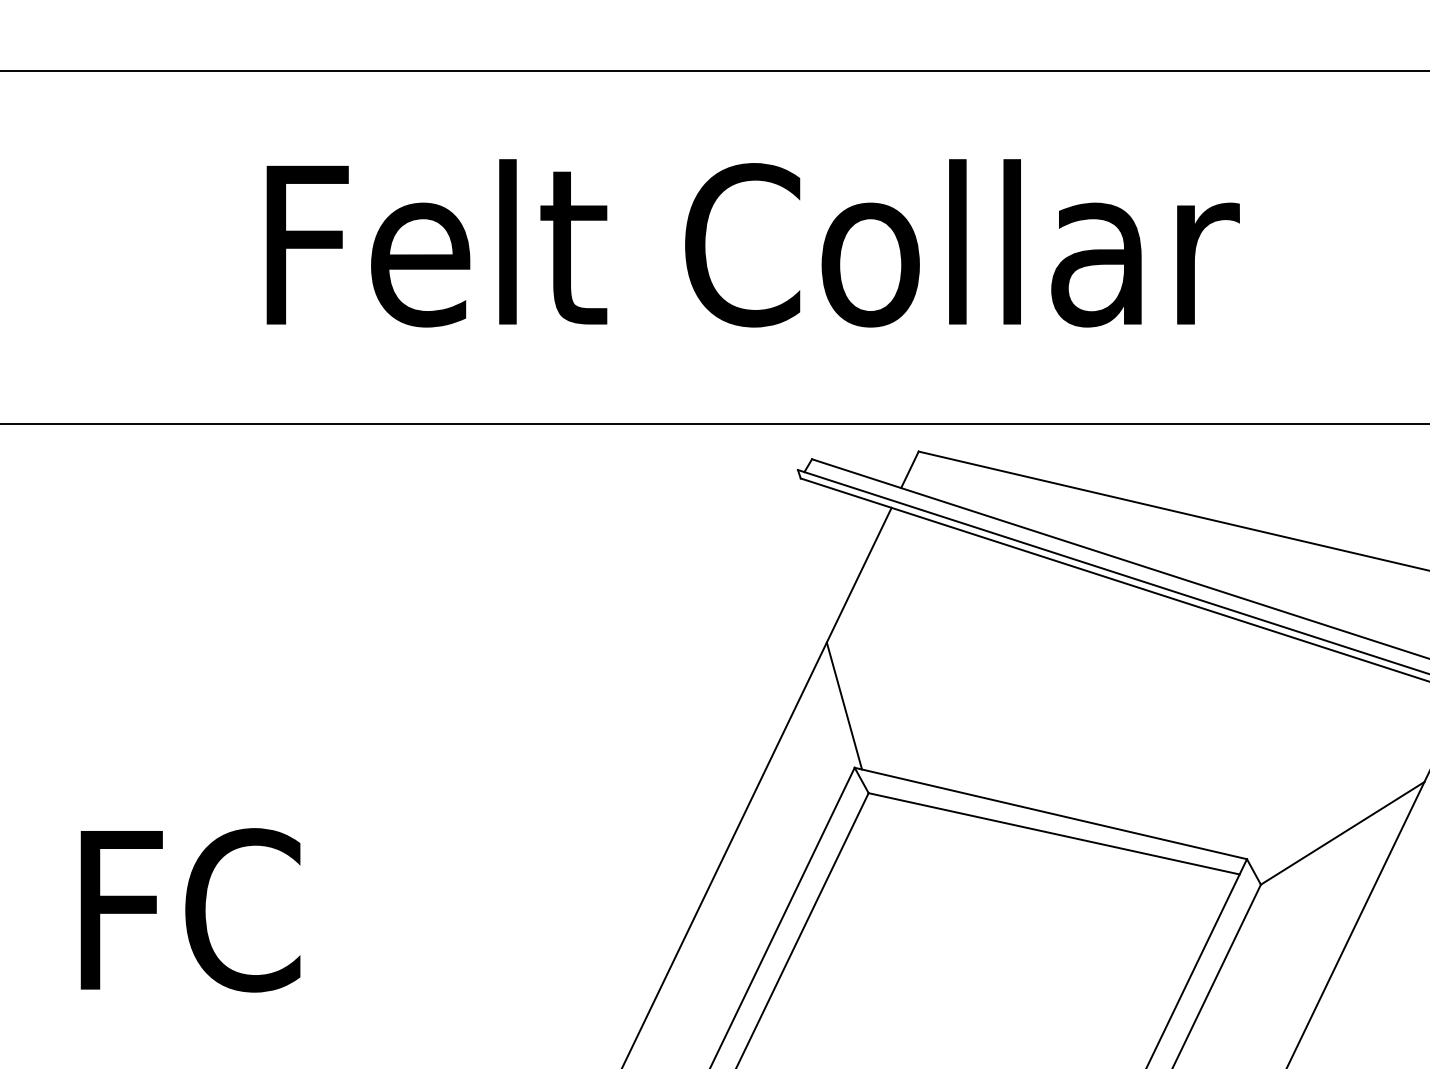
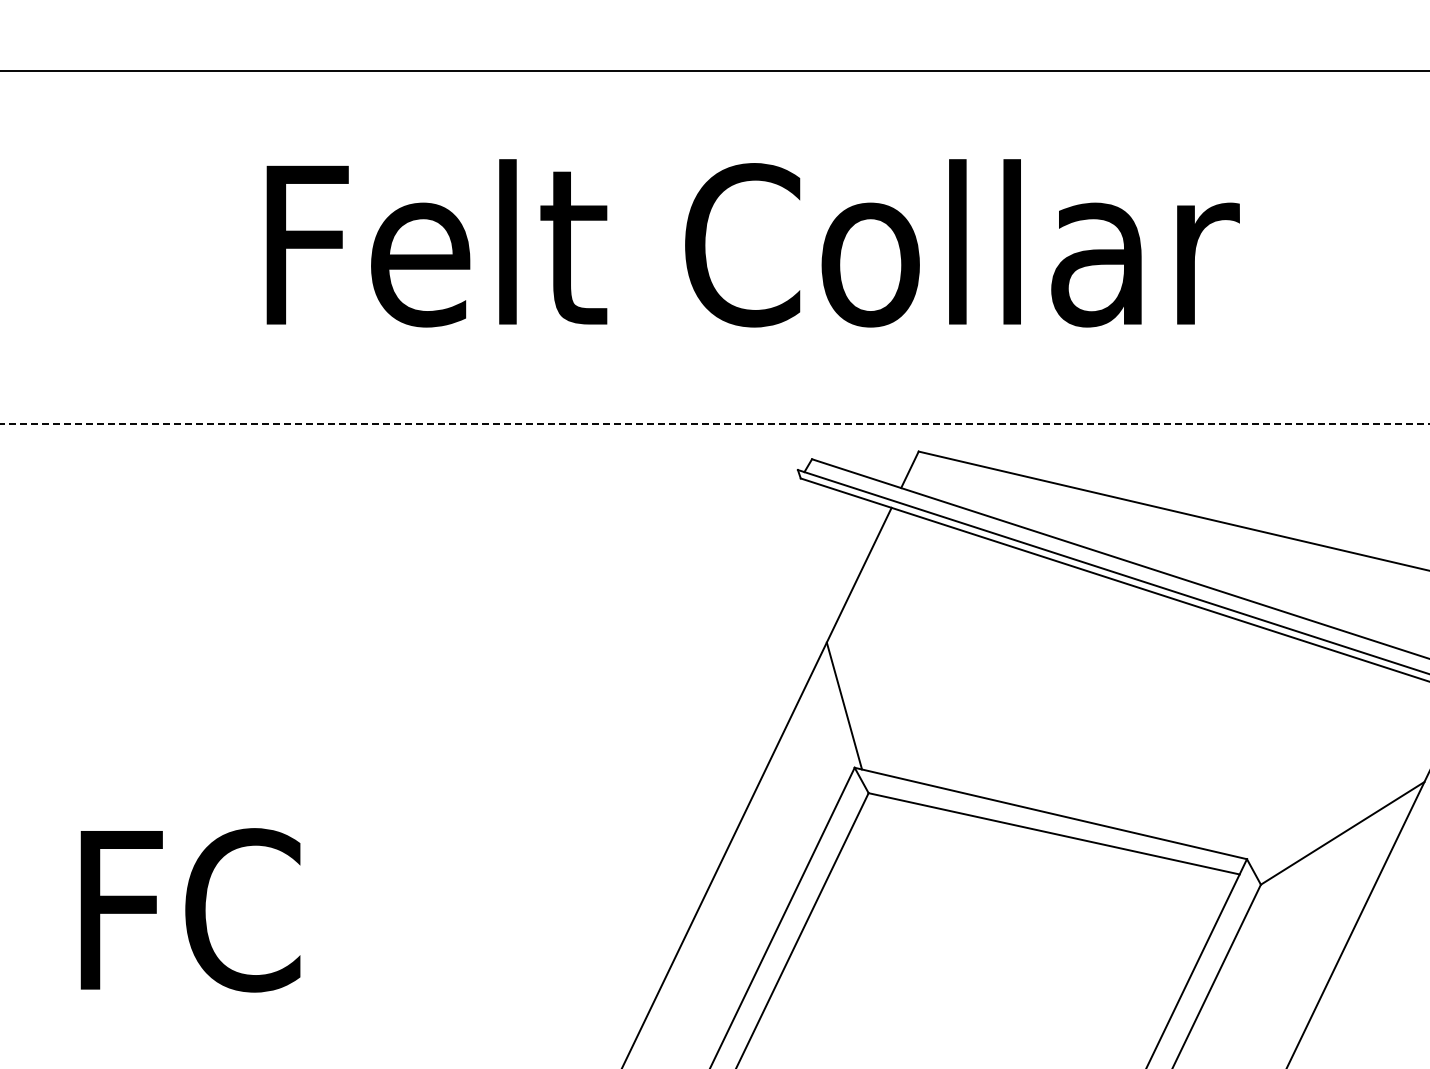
line: solid -> dashed (715, 423)
